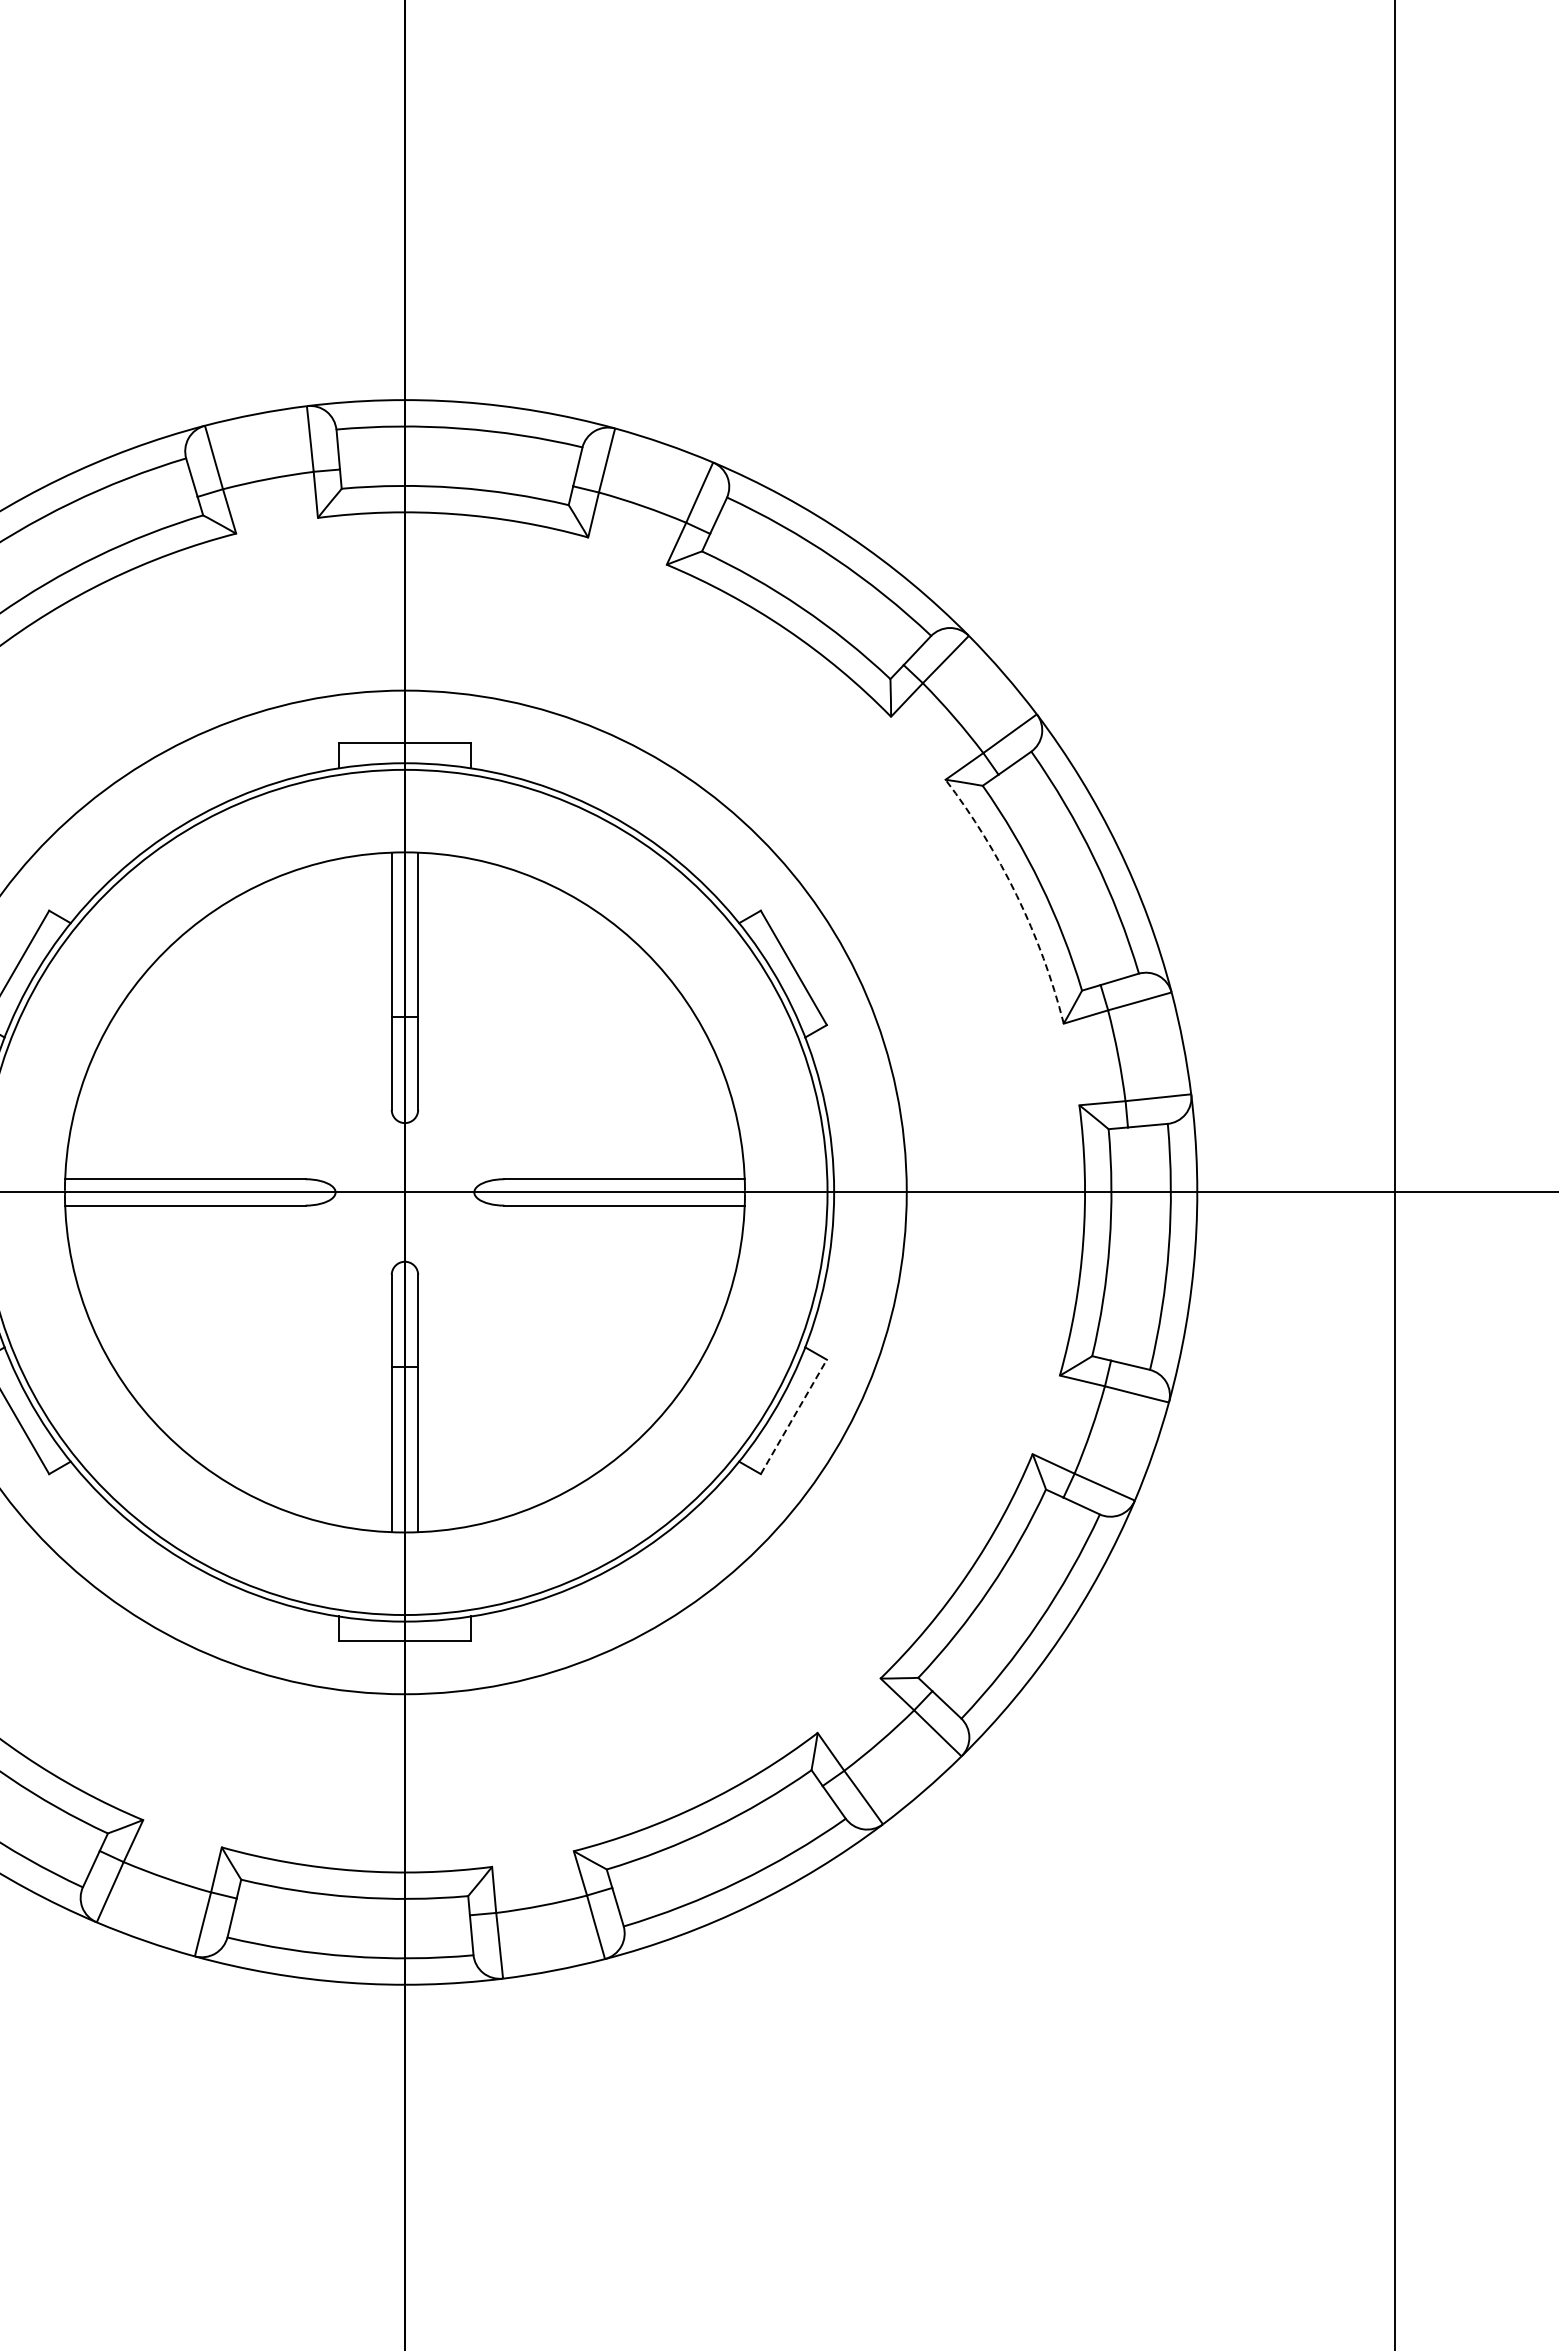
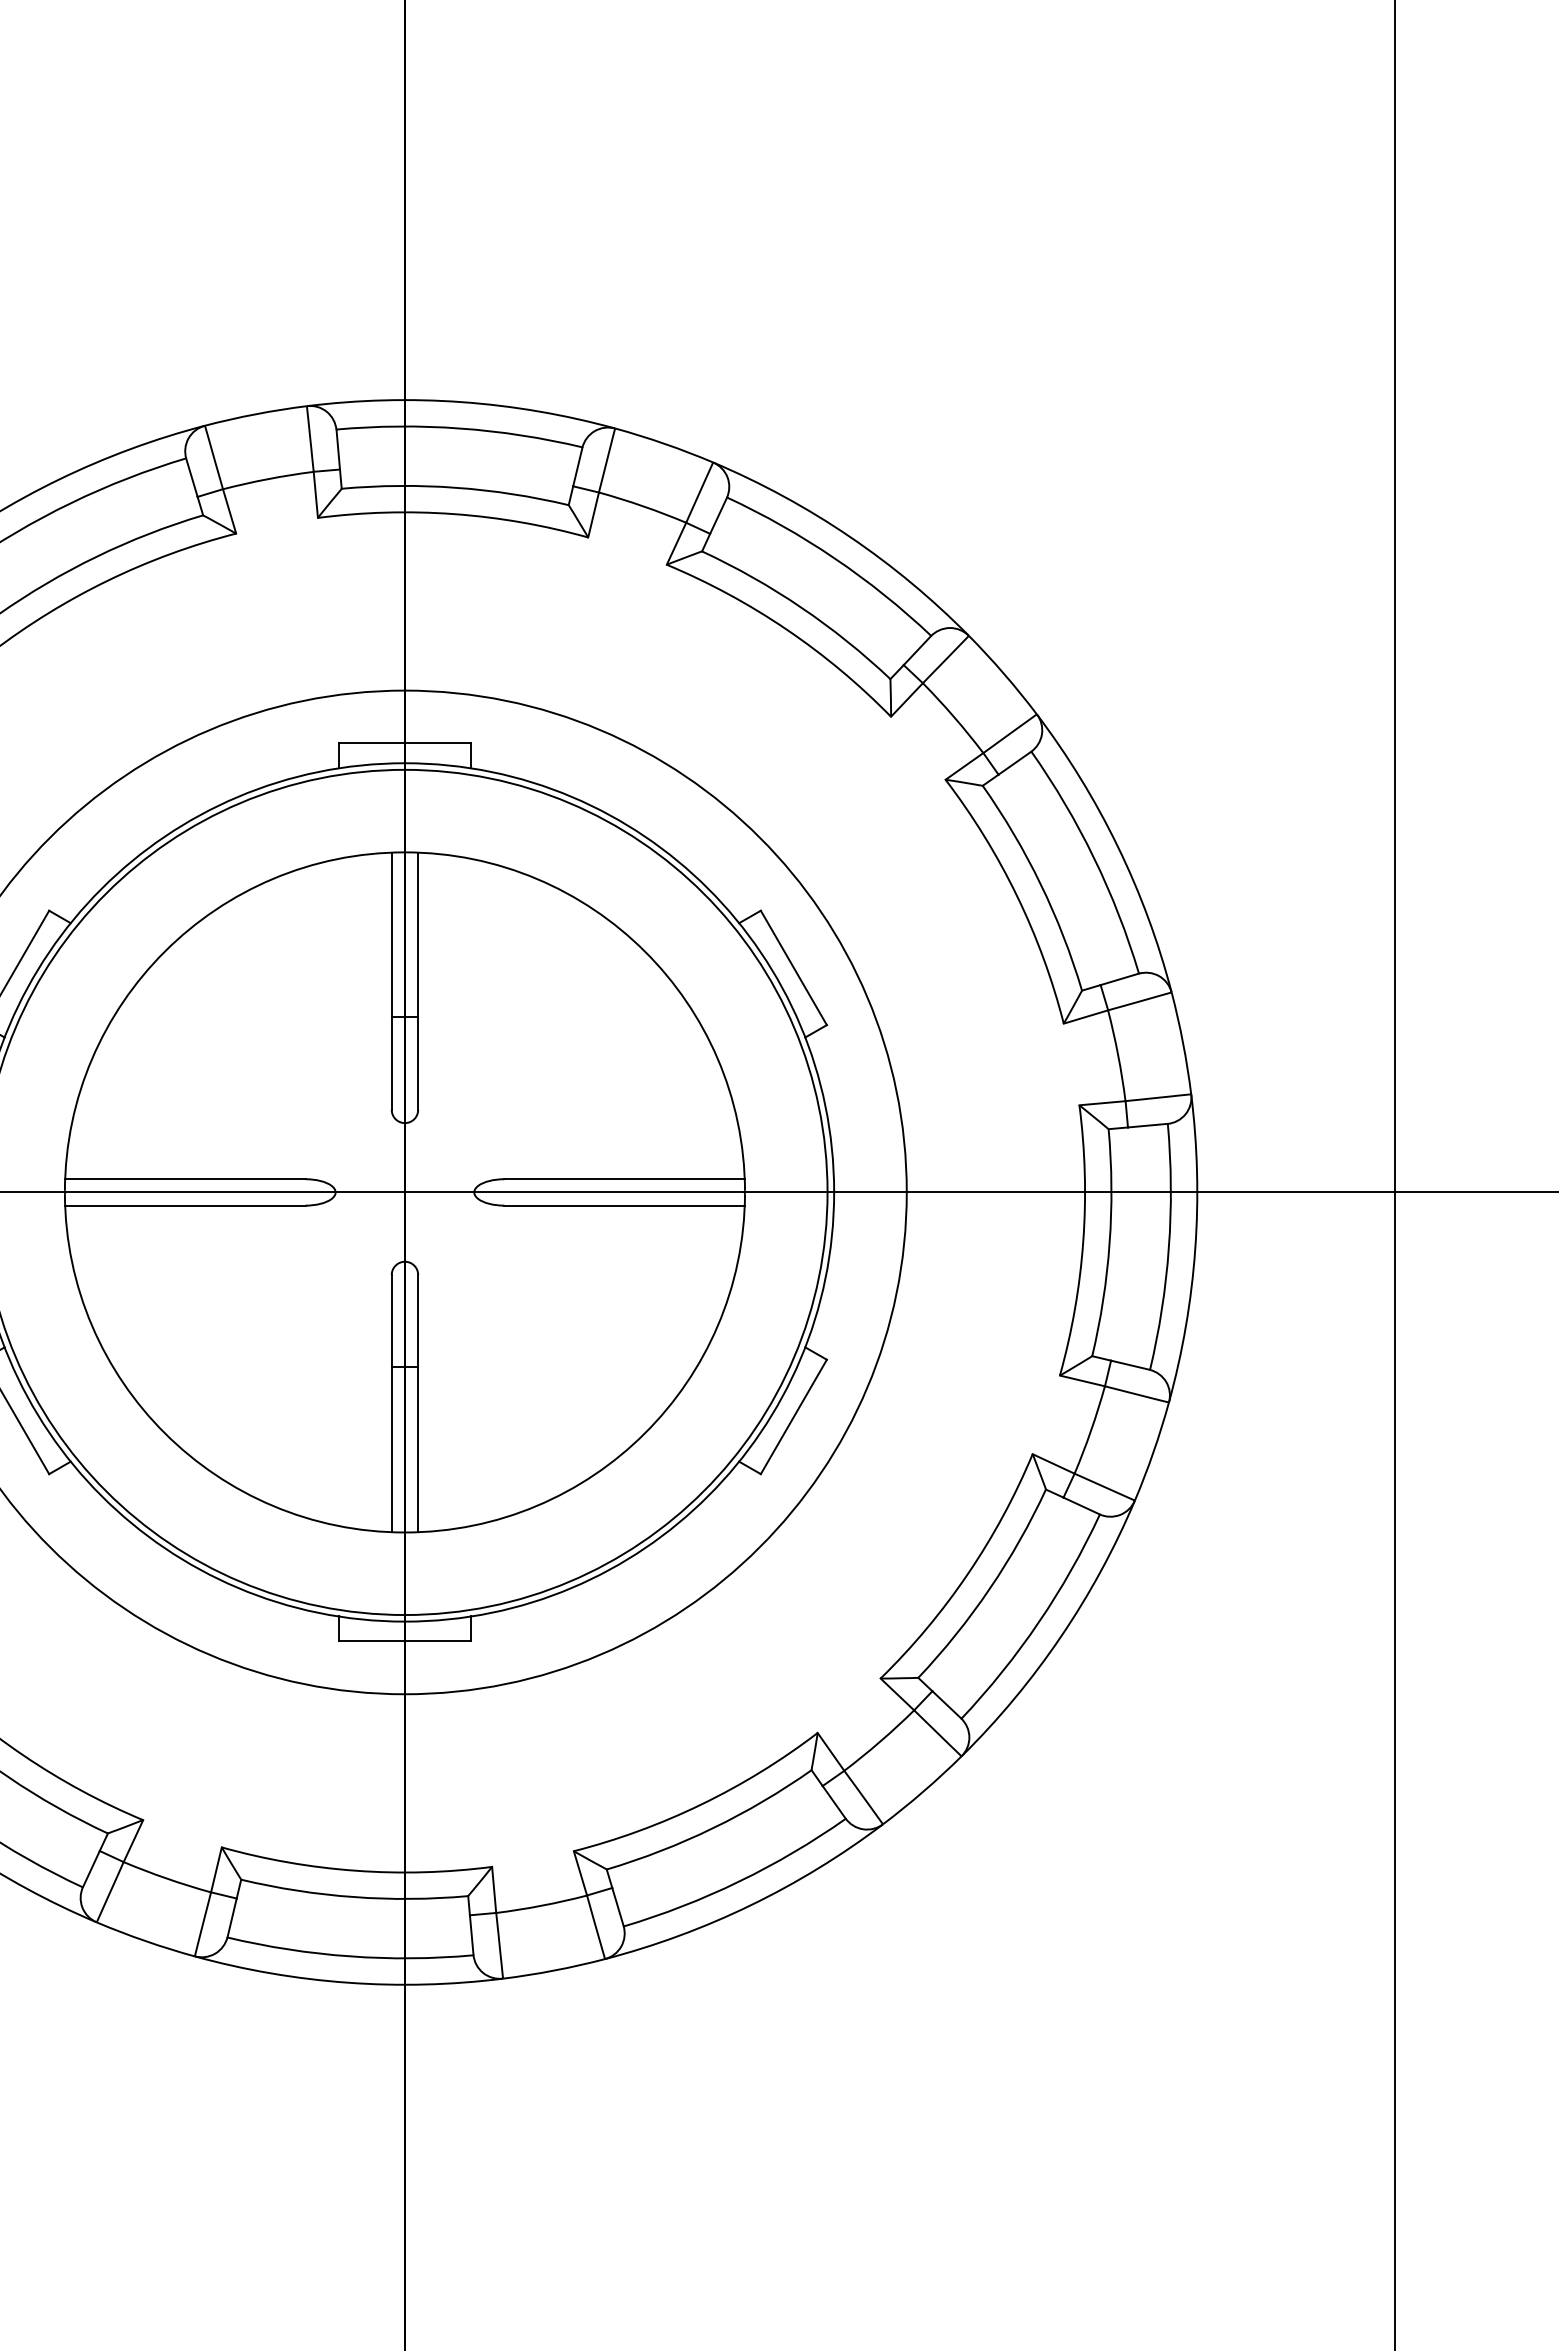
arc: dashed -> solid (1016, 895)
line: dashed -> solid (794, 1416)
